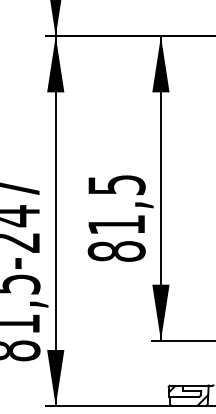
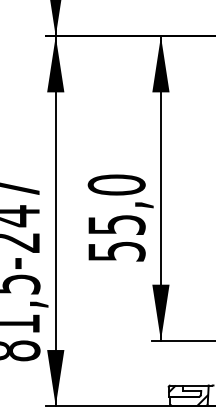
text: 81,5 -> 55,0 (116, 217)
